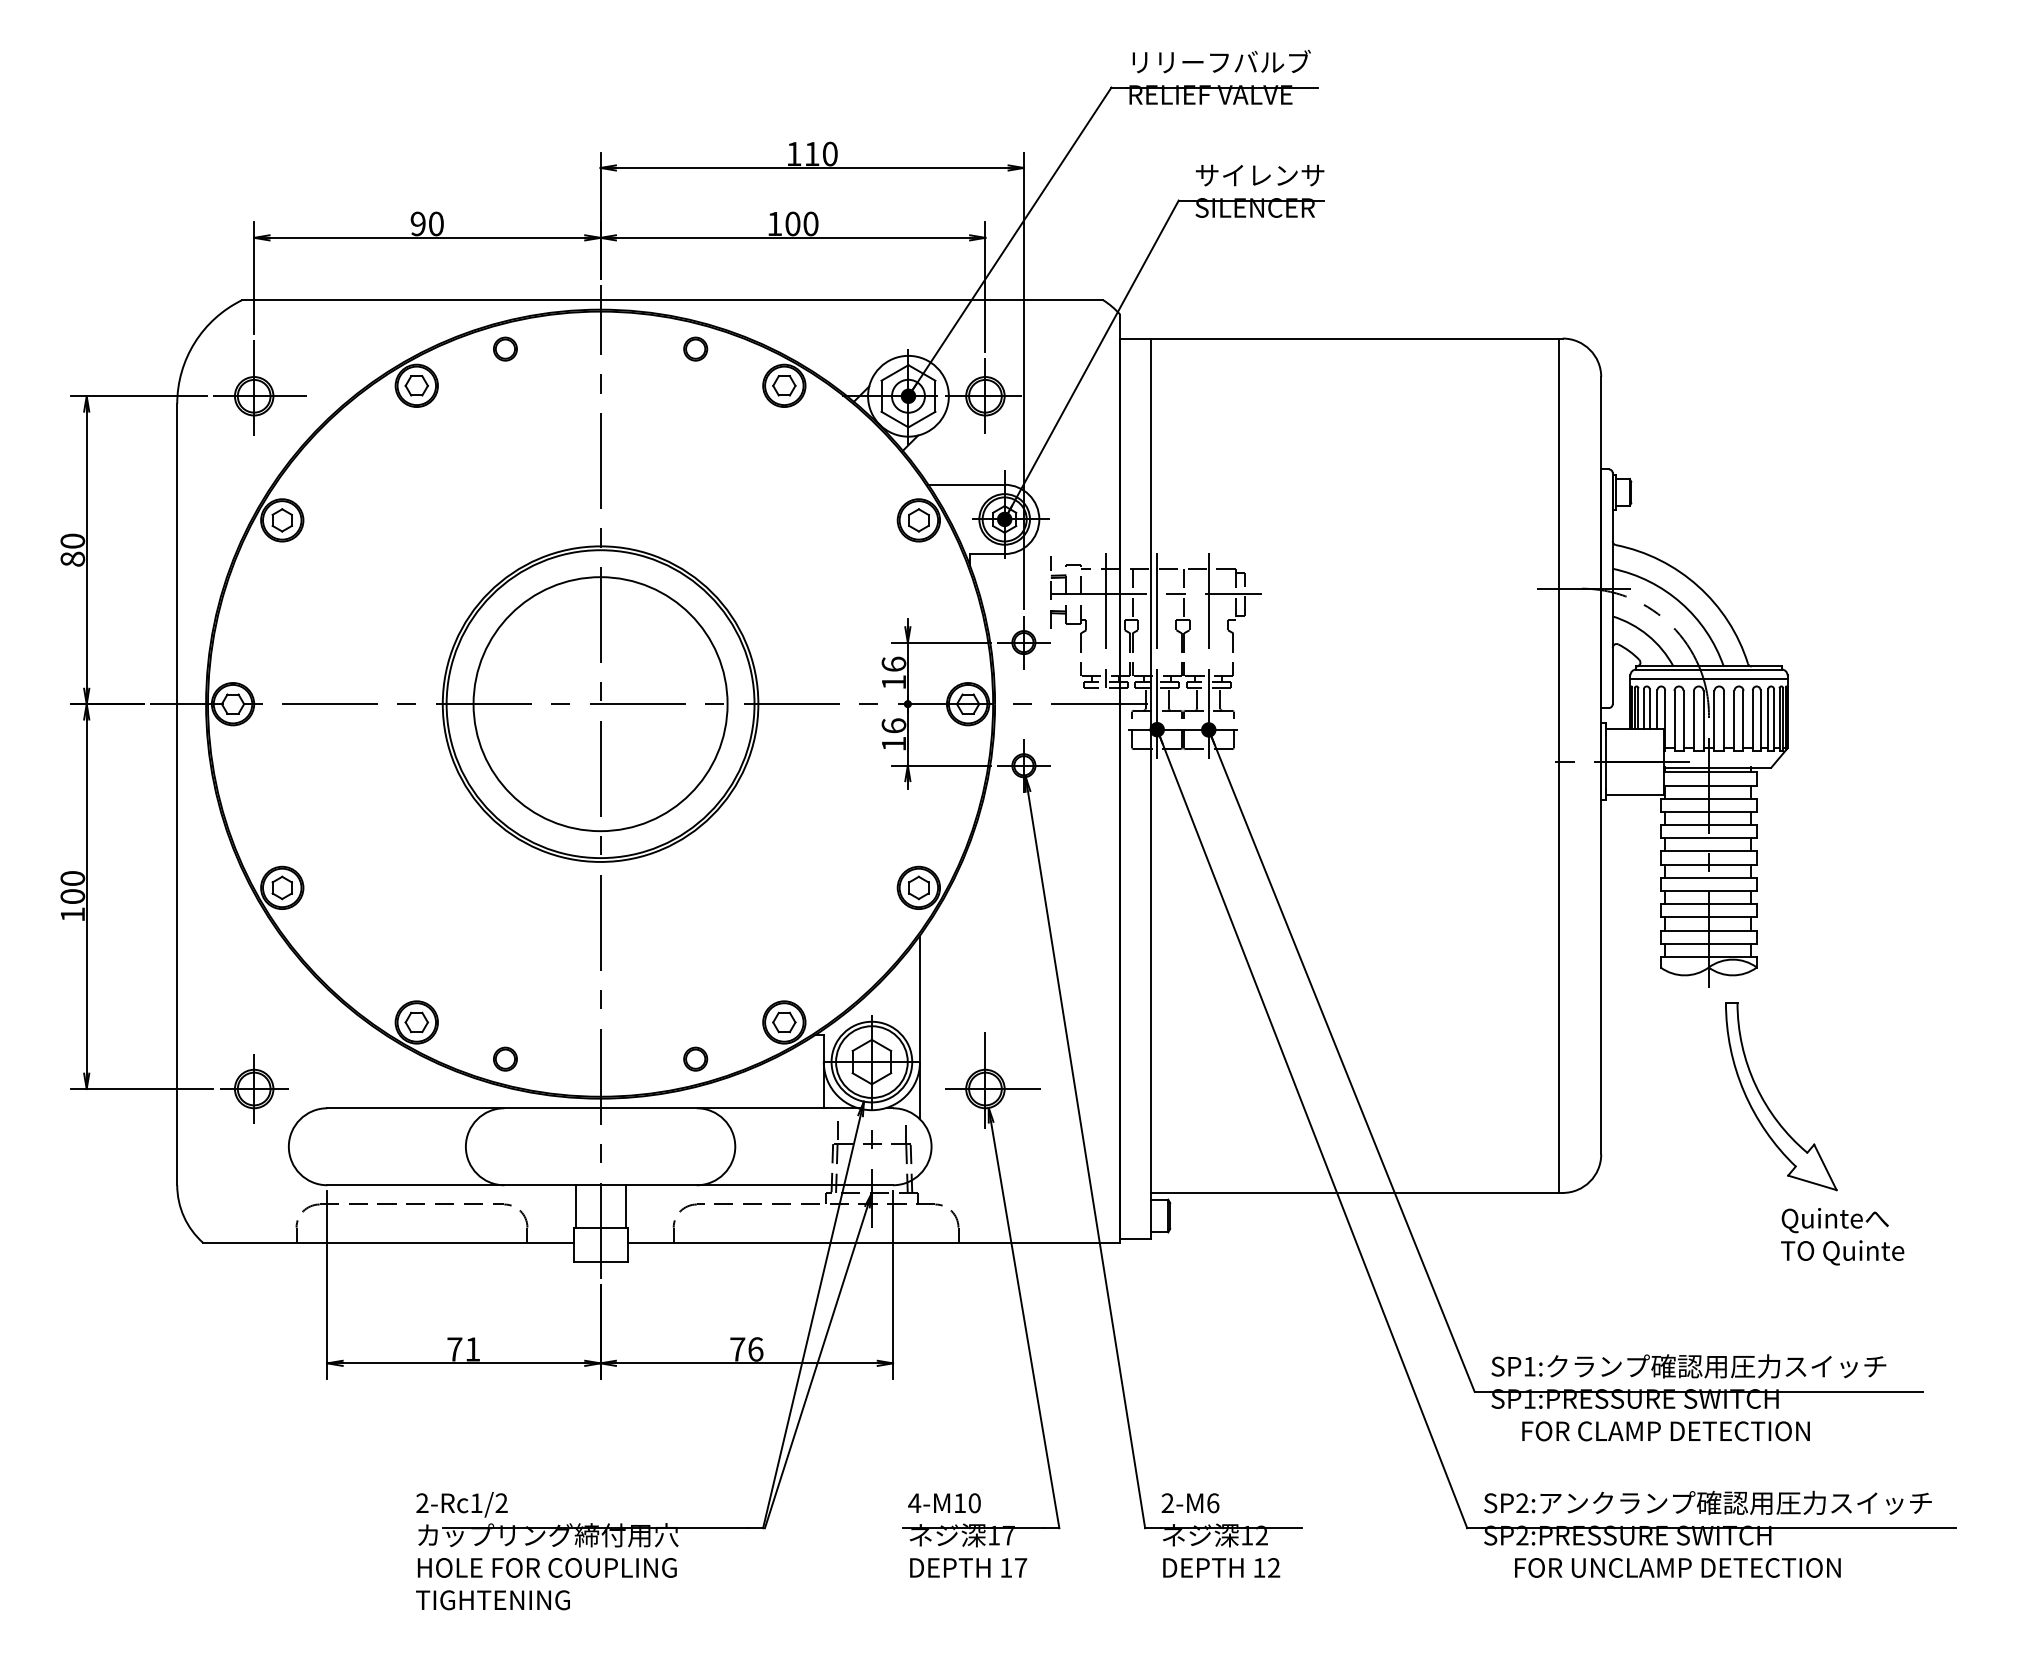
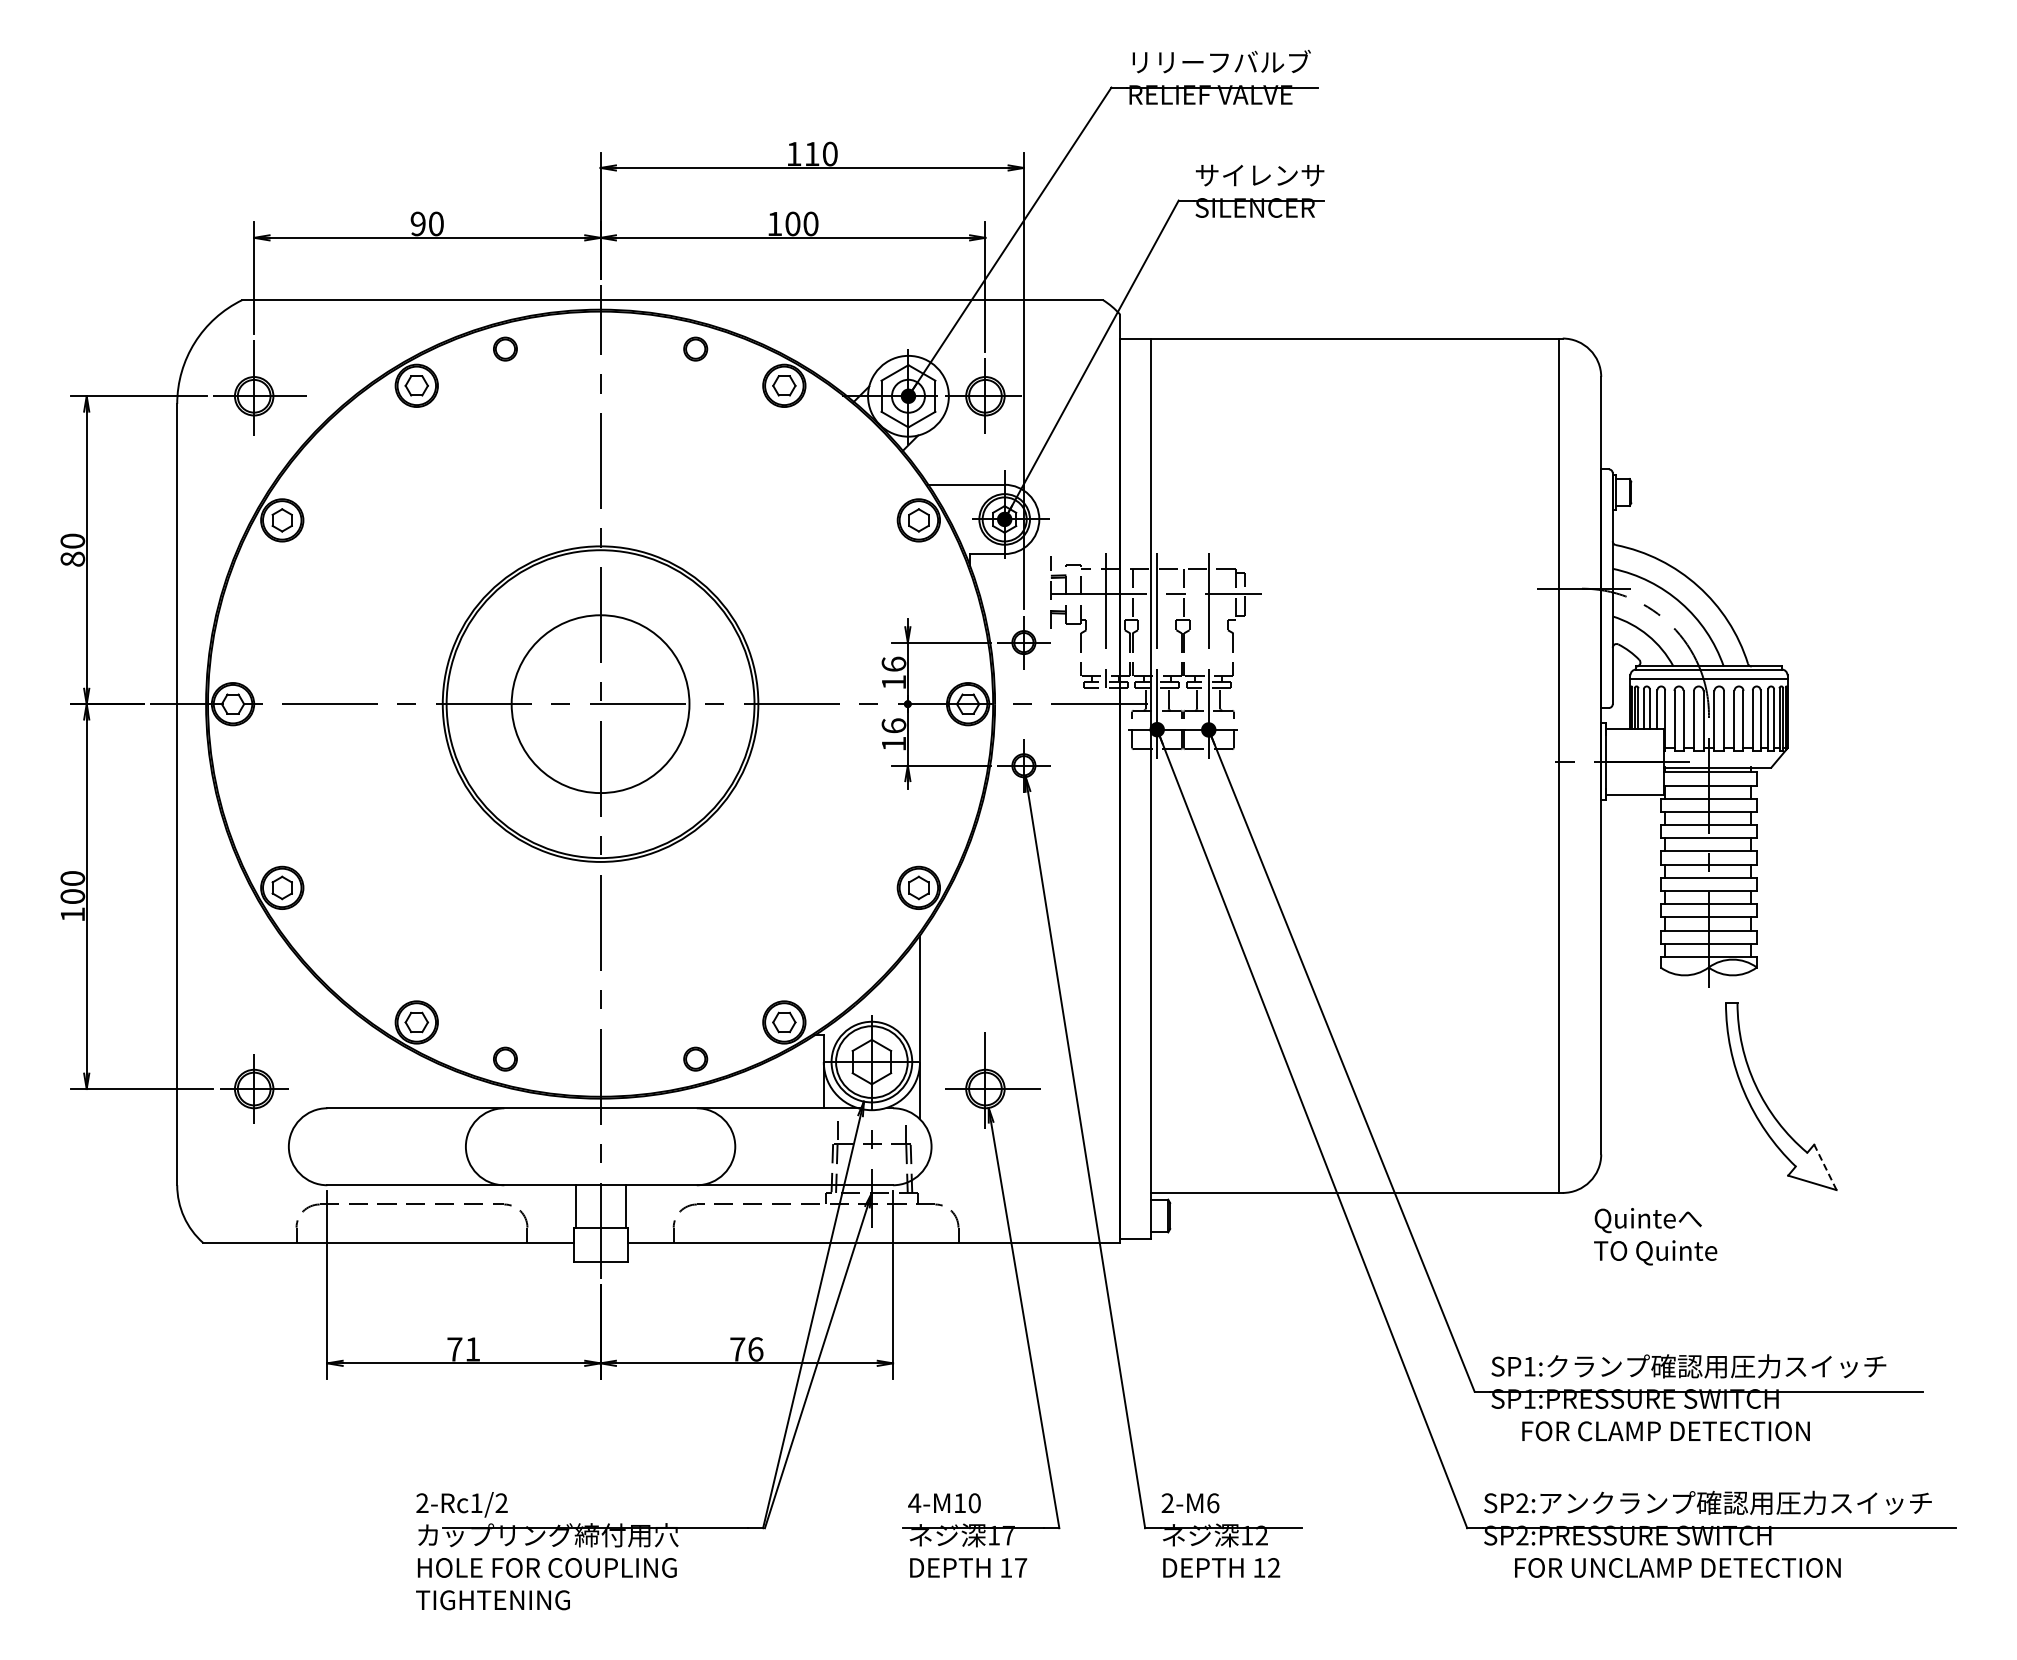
circle diameter: 254 px -> 178 px (600, 704)
line: solid -> dashed (1825, 1166)
text position: (1842, 1236) -> (1655, 1236) (1655, 1236)
